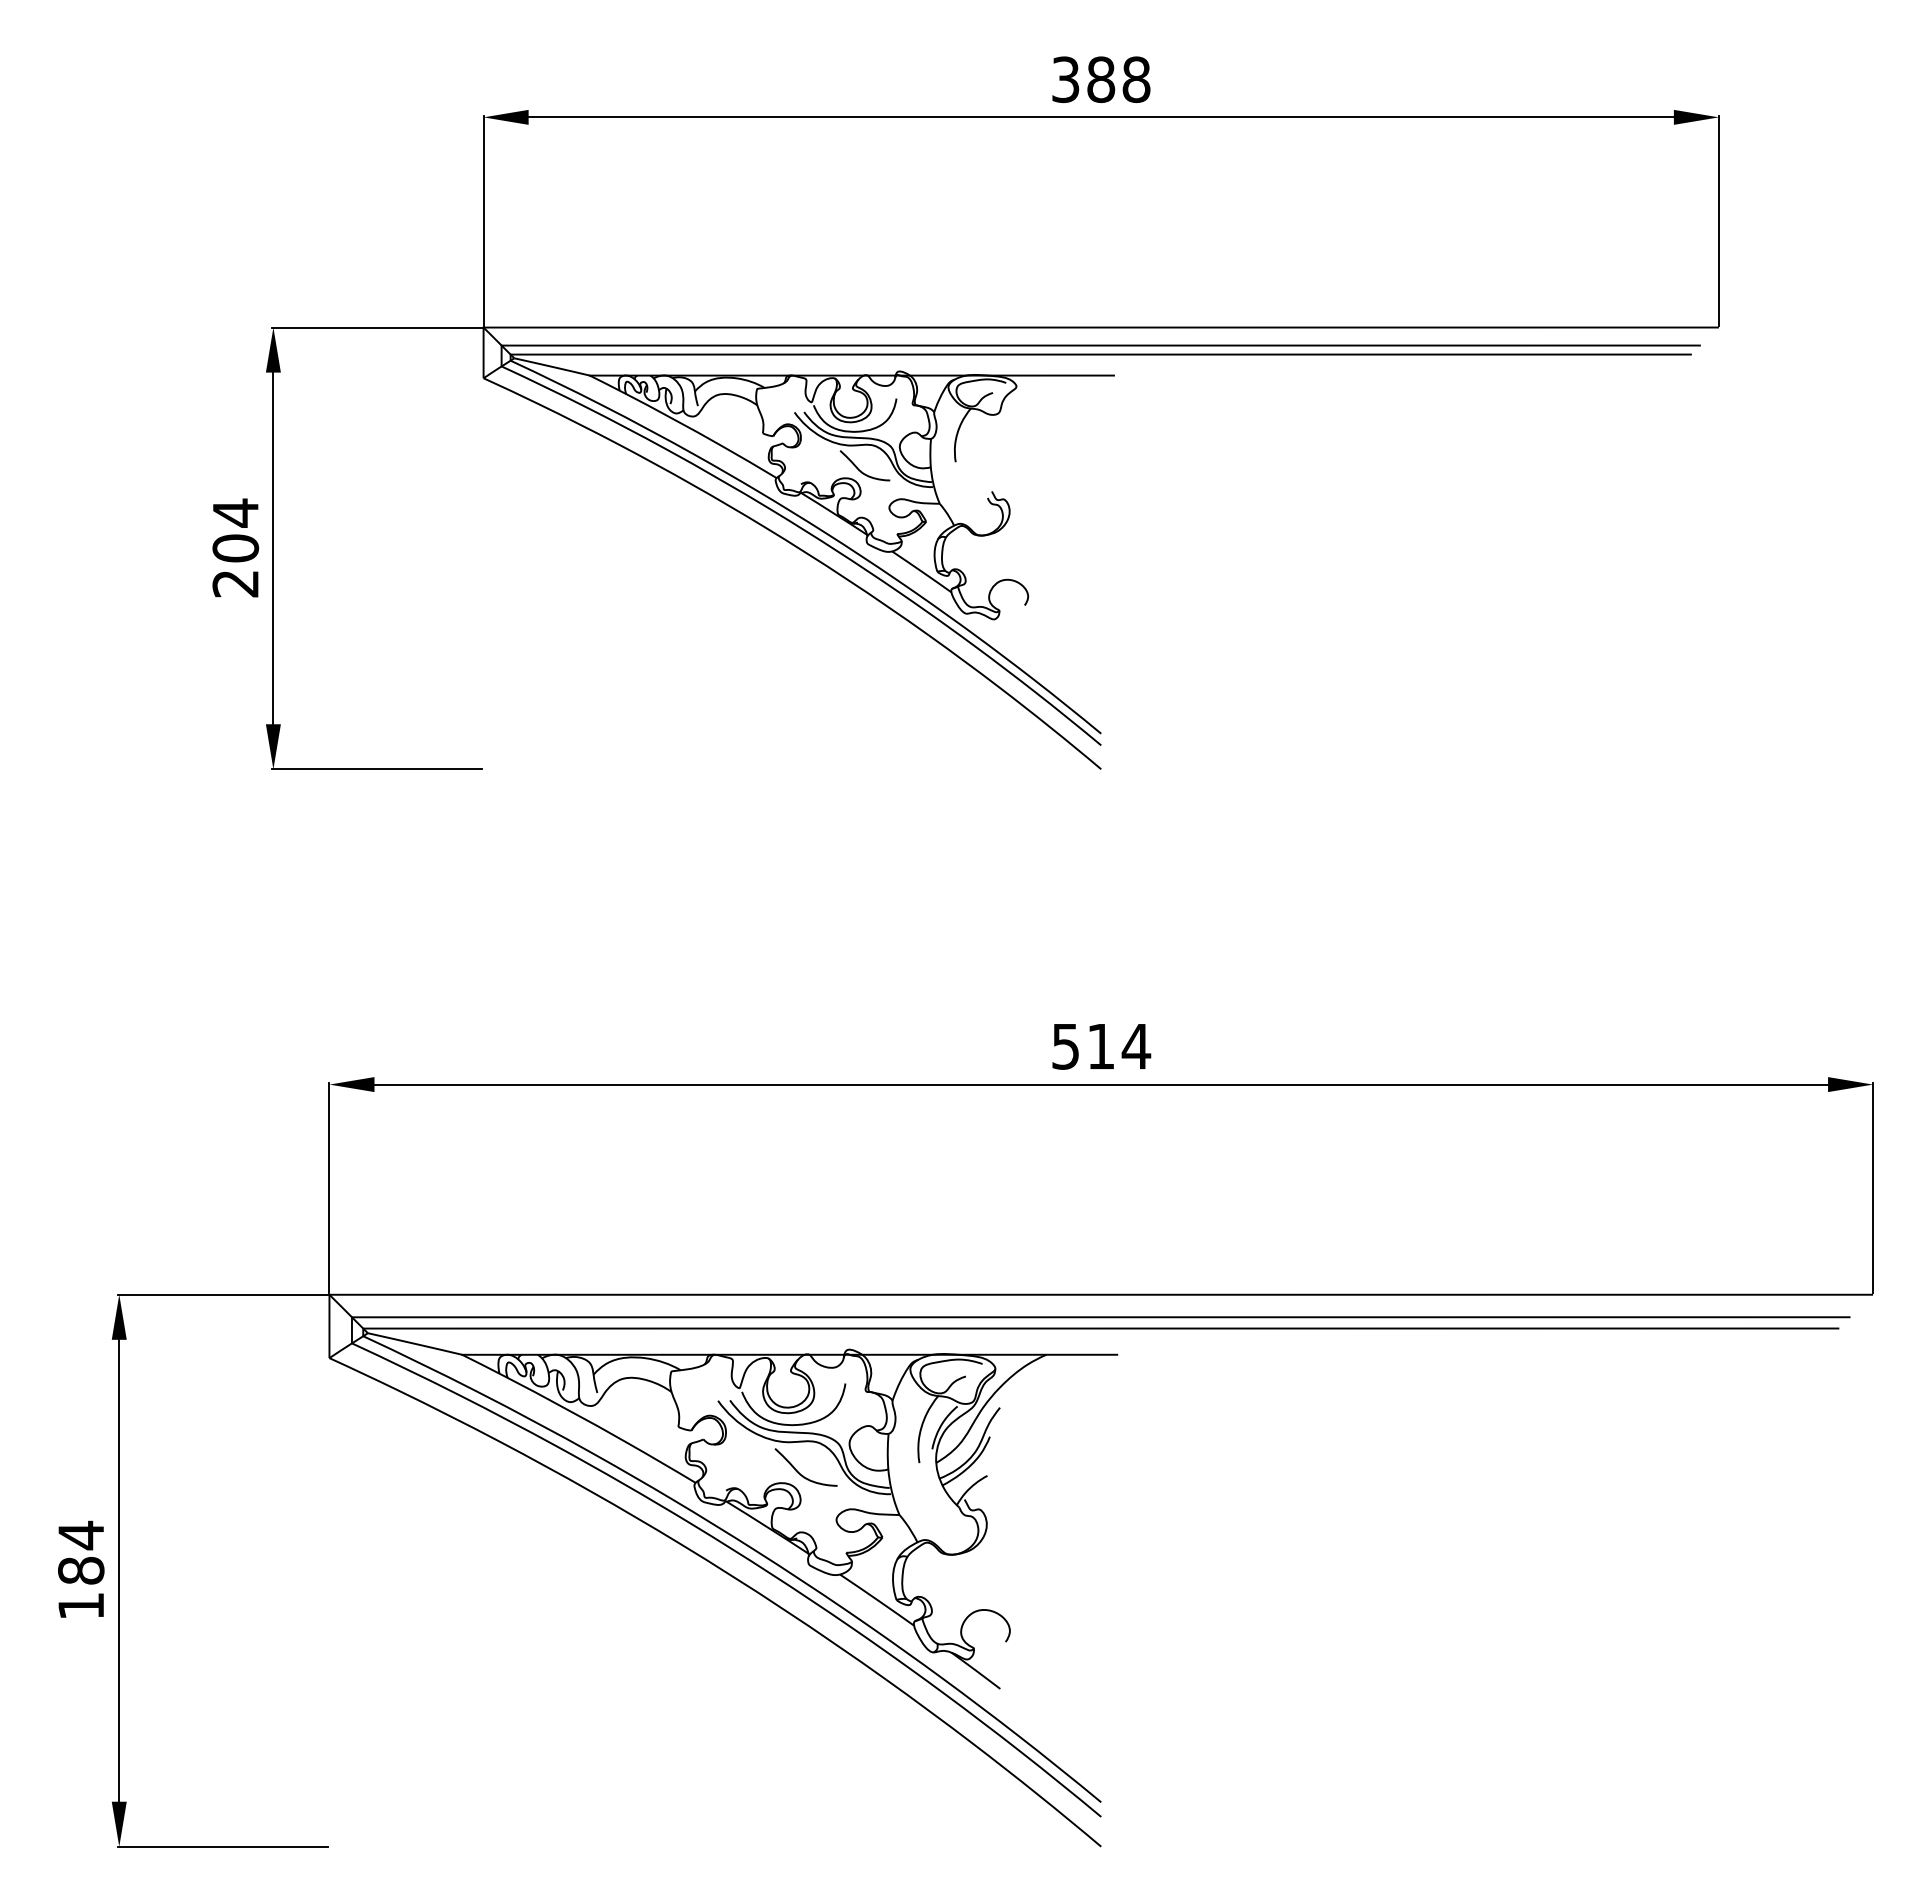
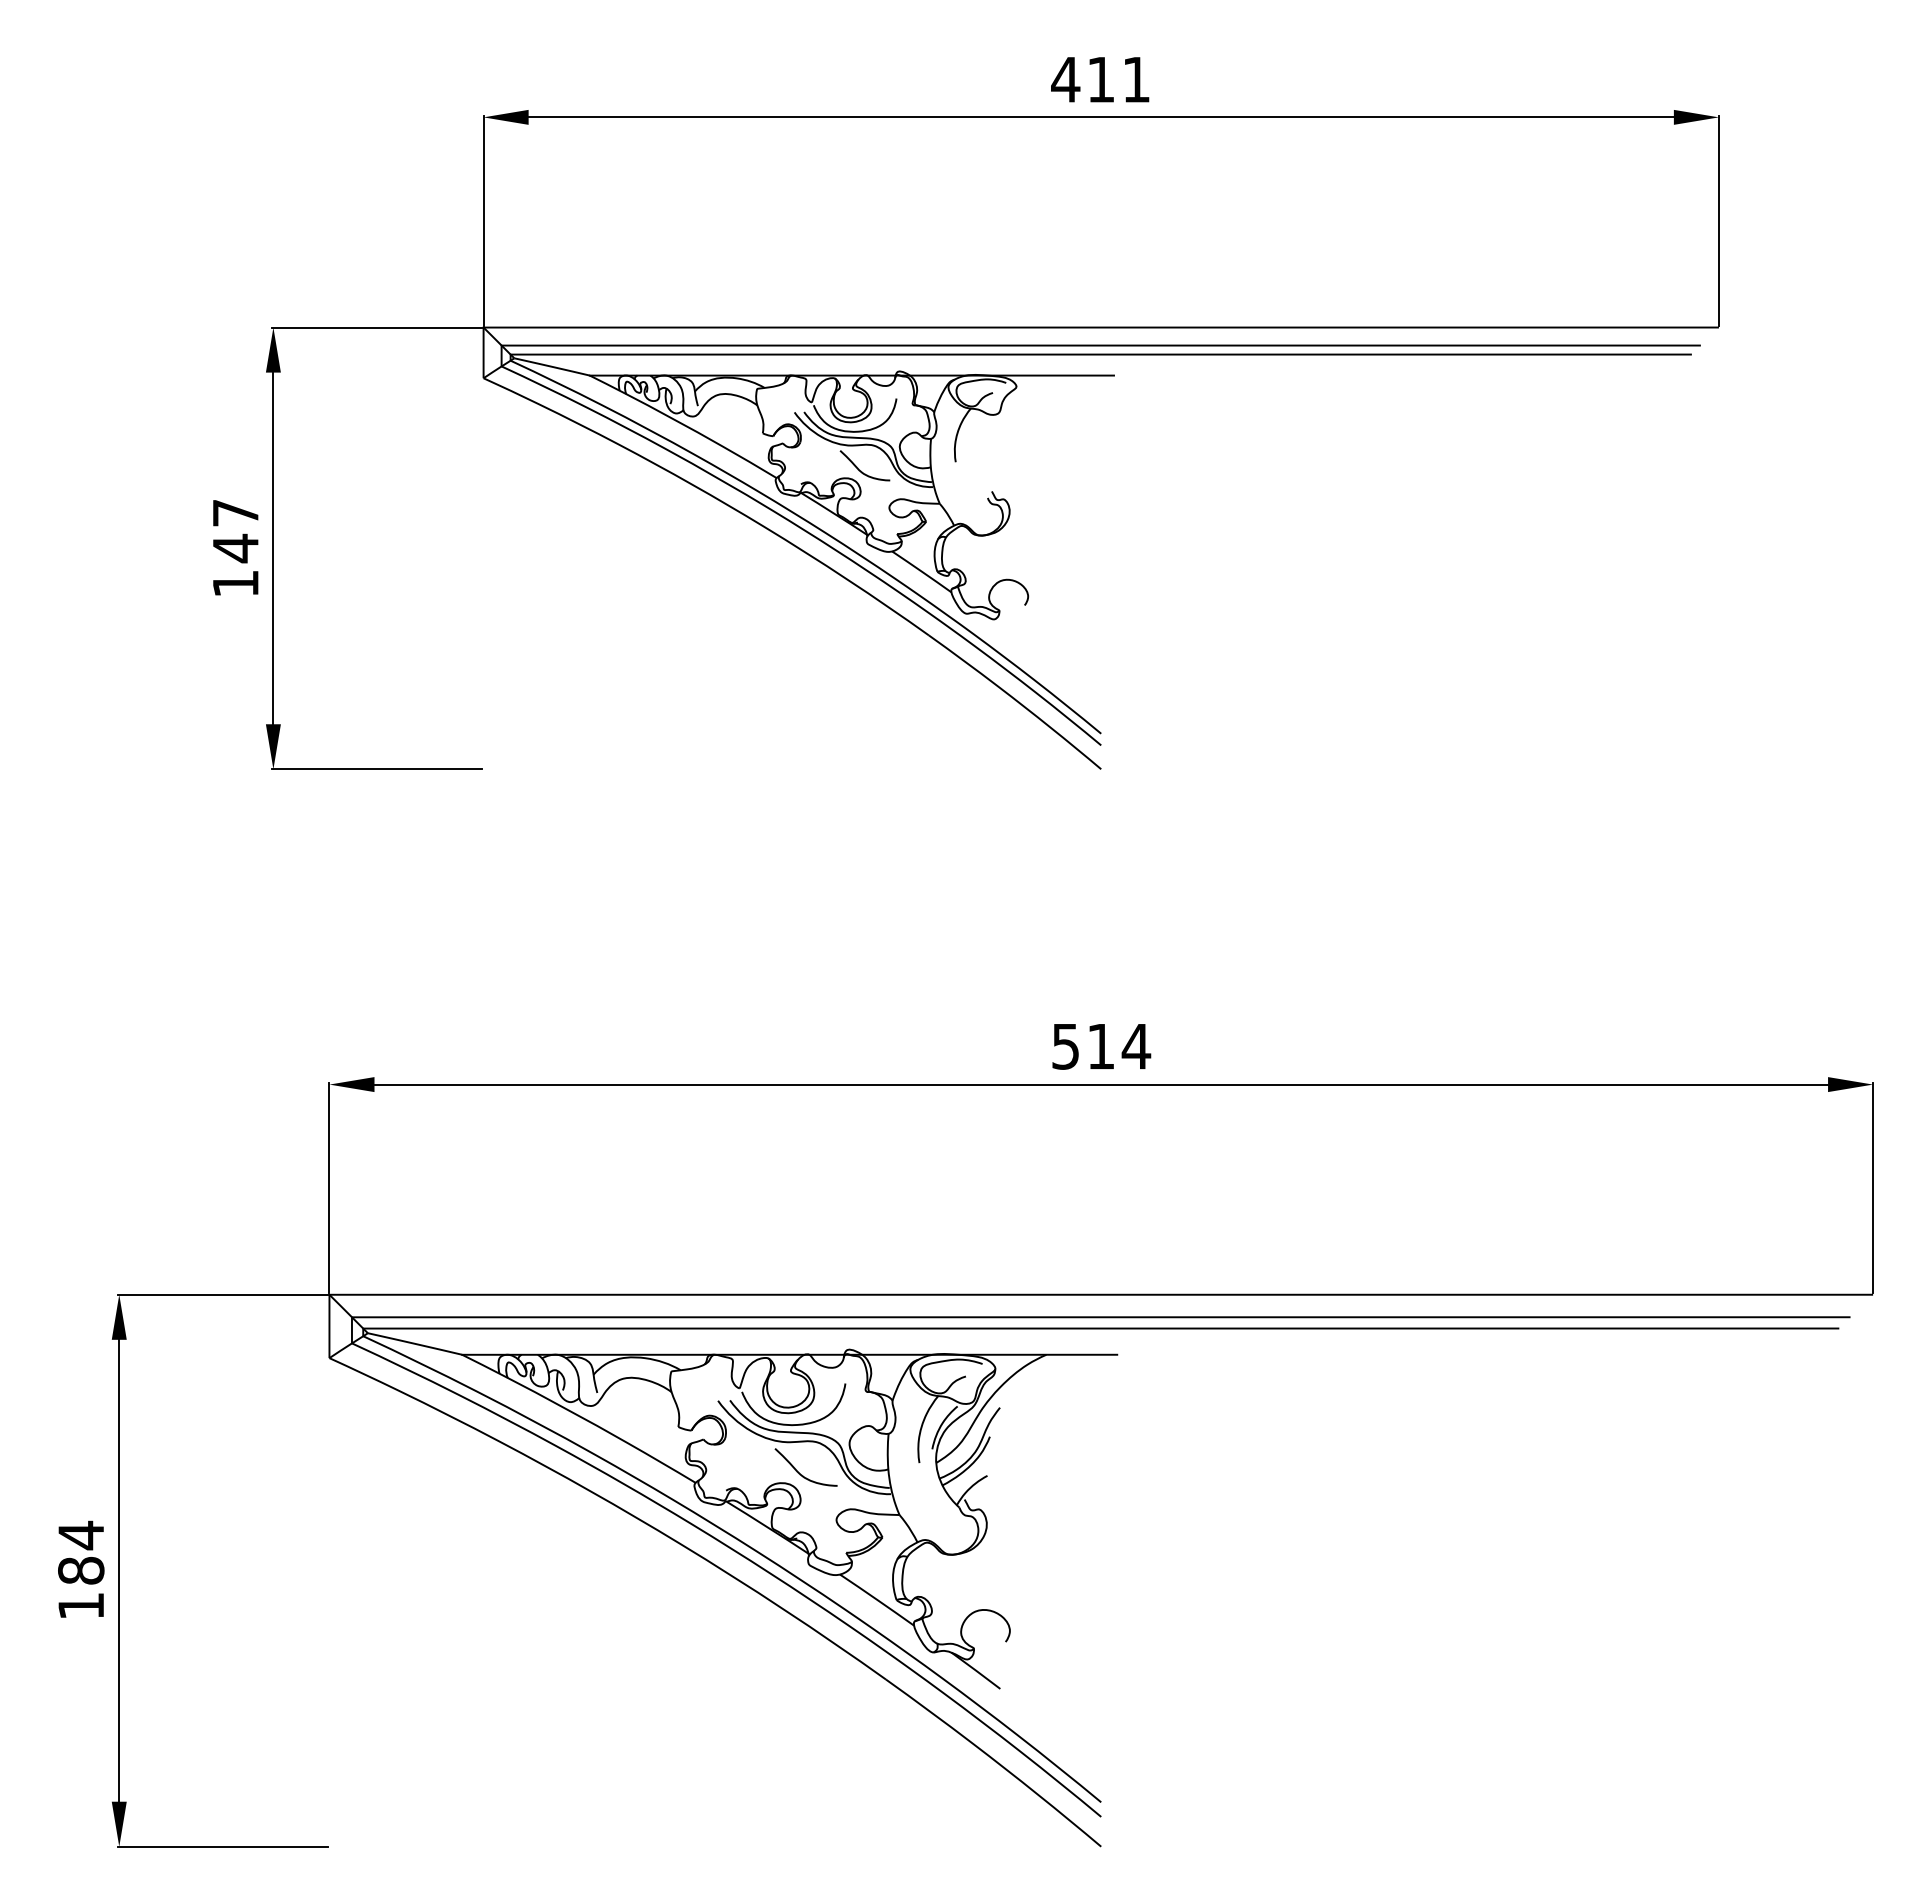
text: 388 -> 411 (1100, 79)
text: 204 -> 147 (235, 547)
